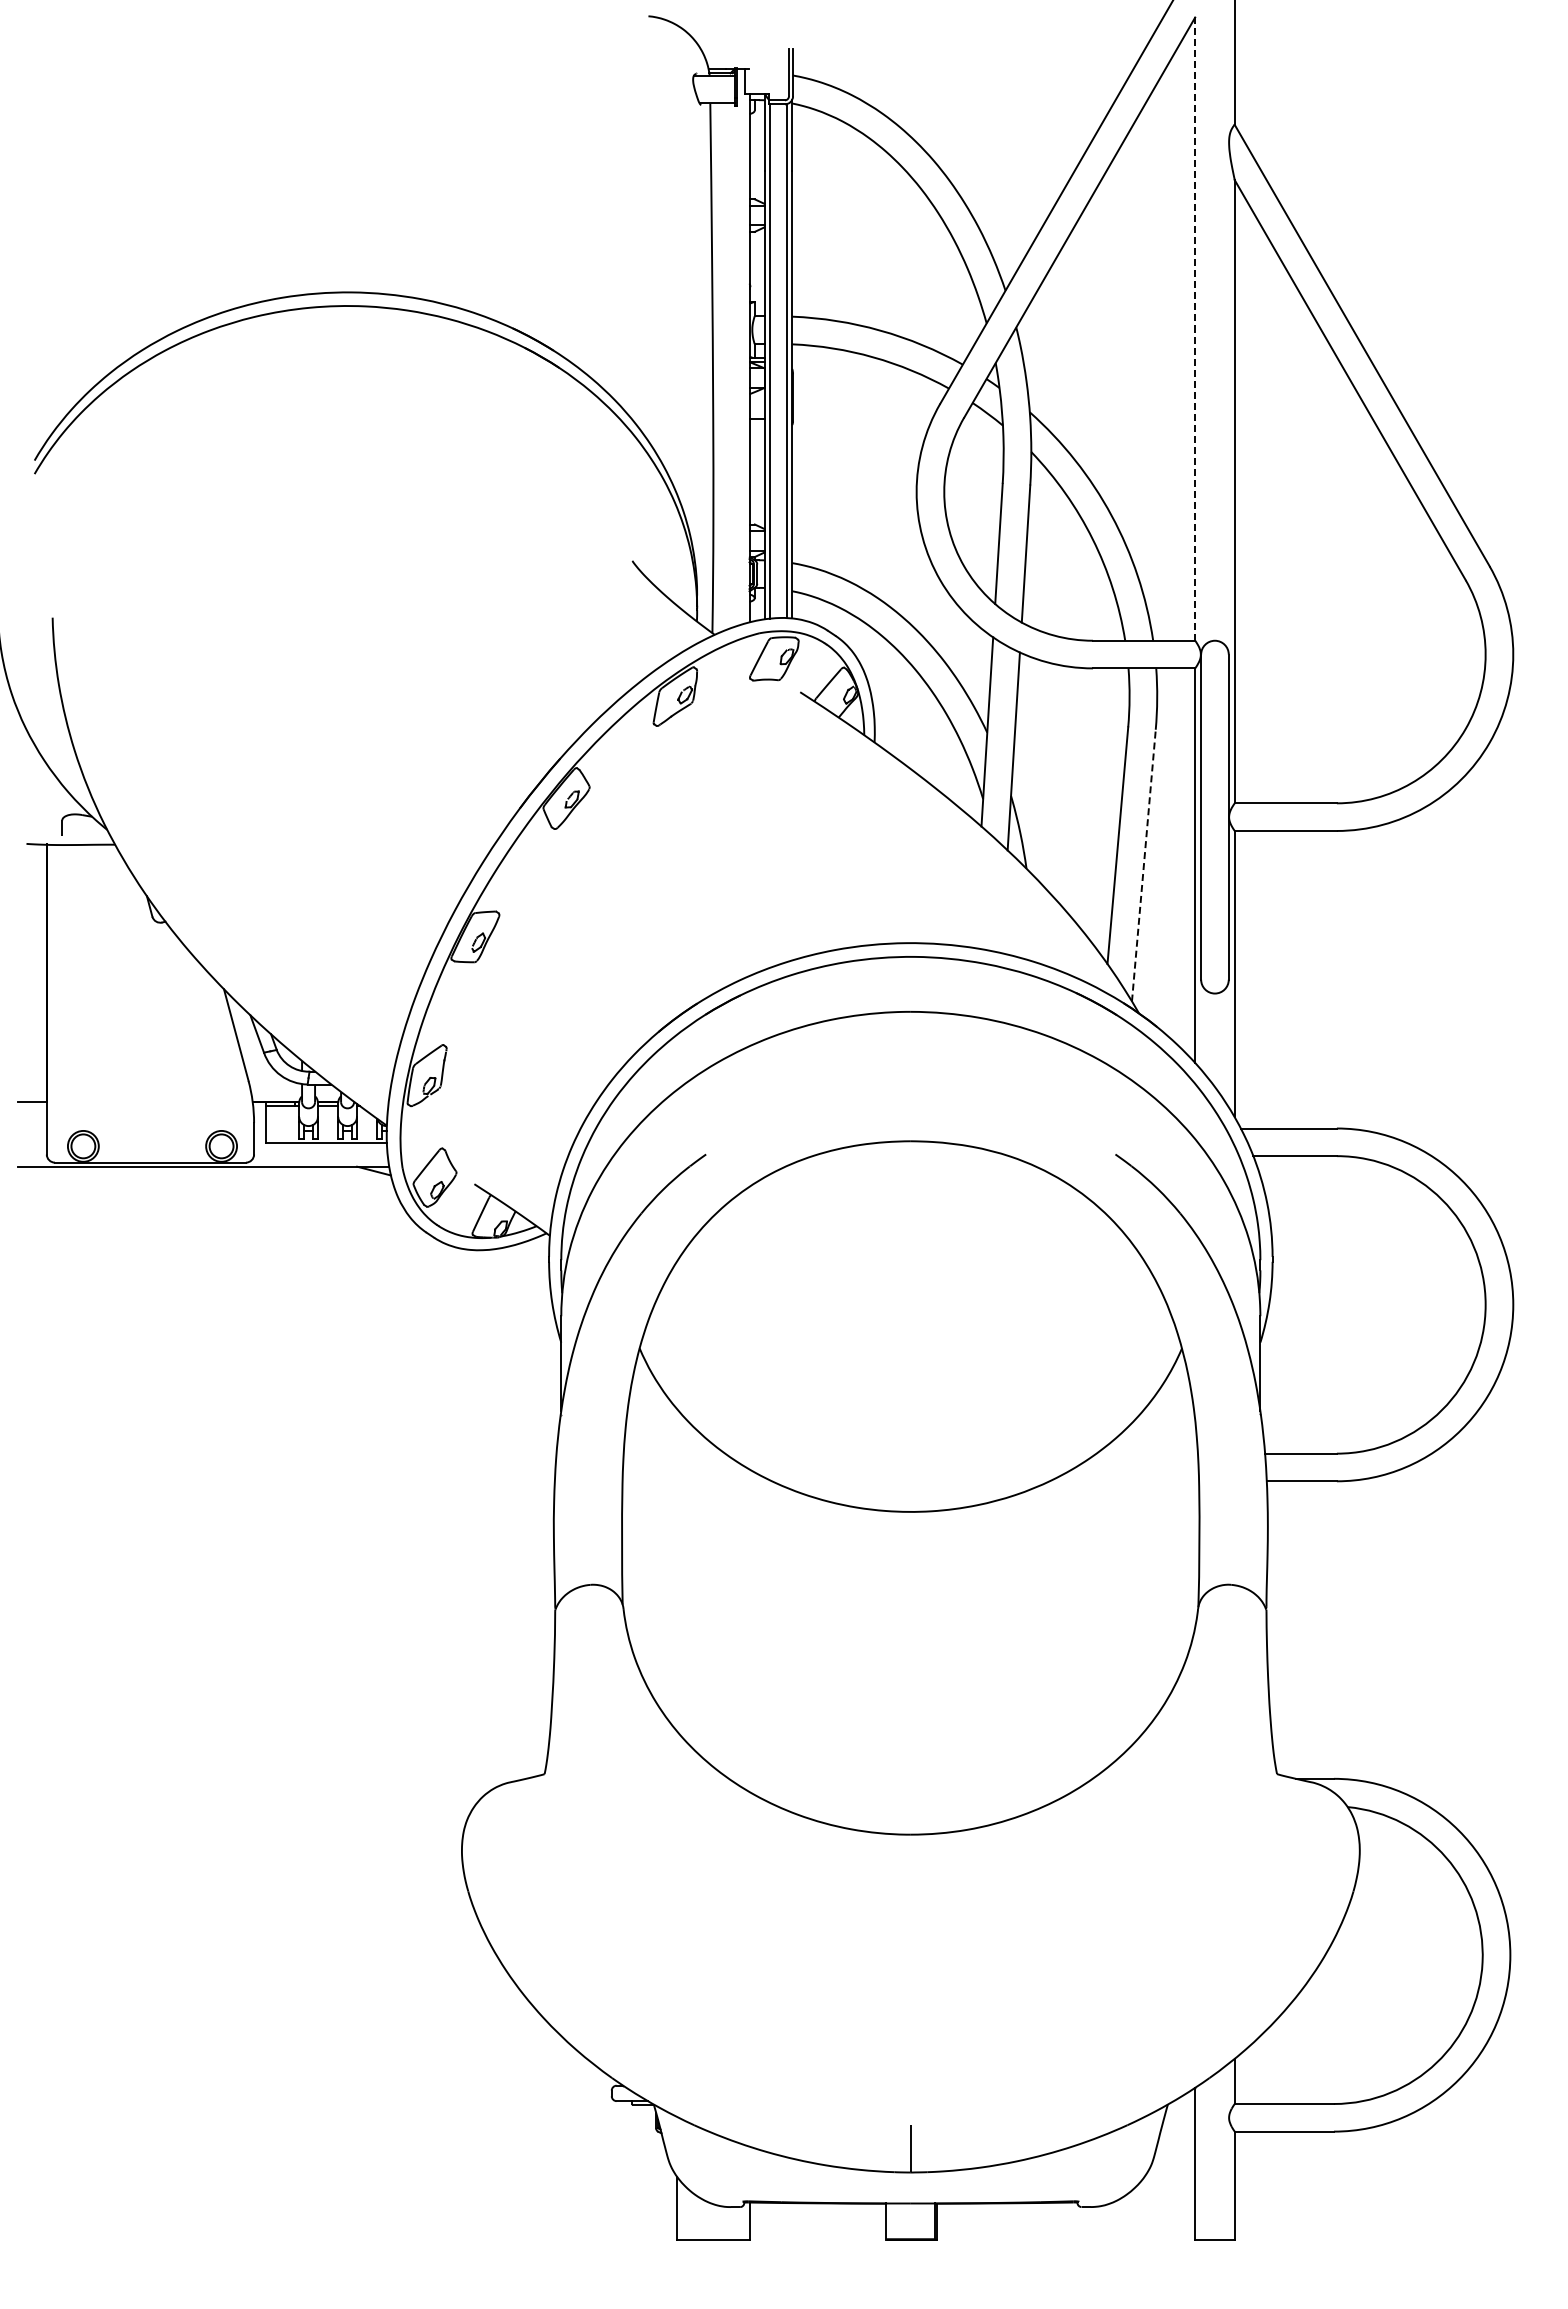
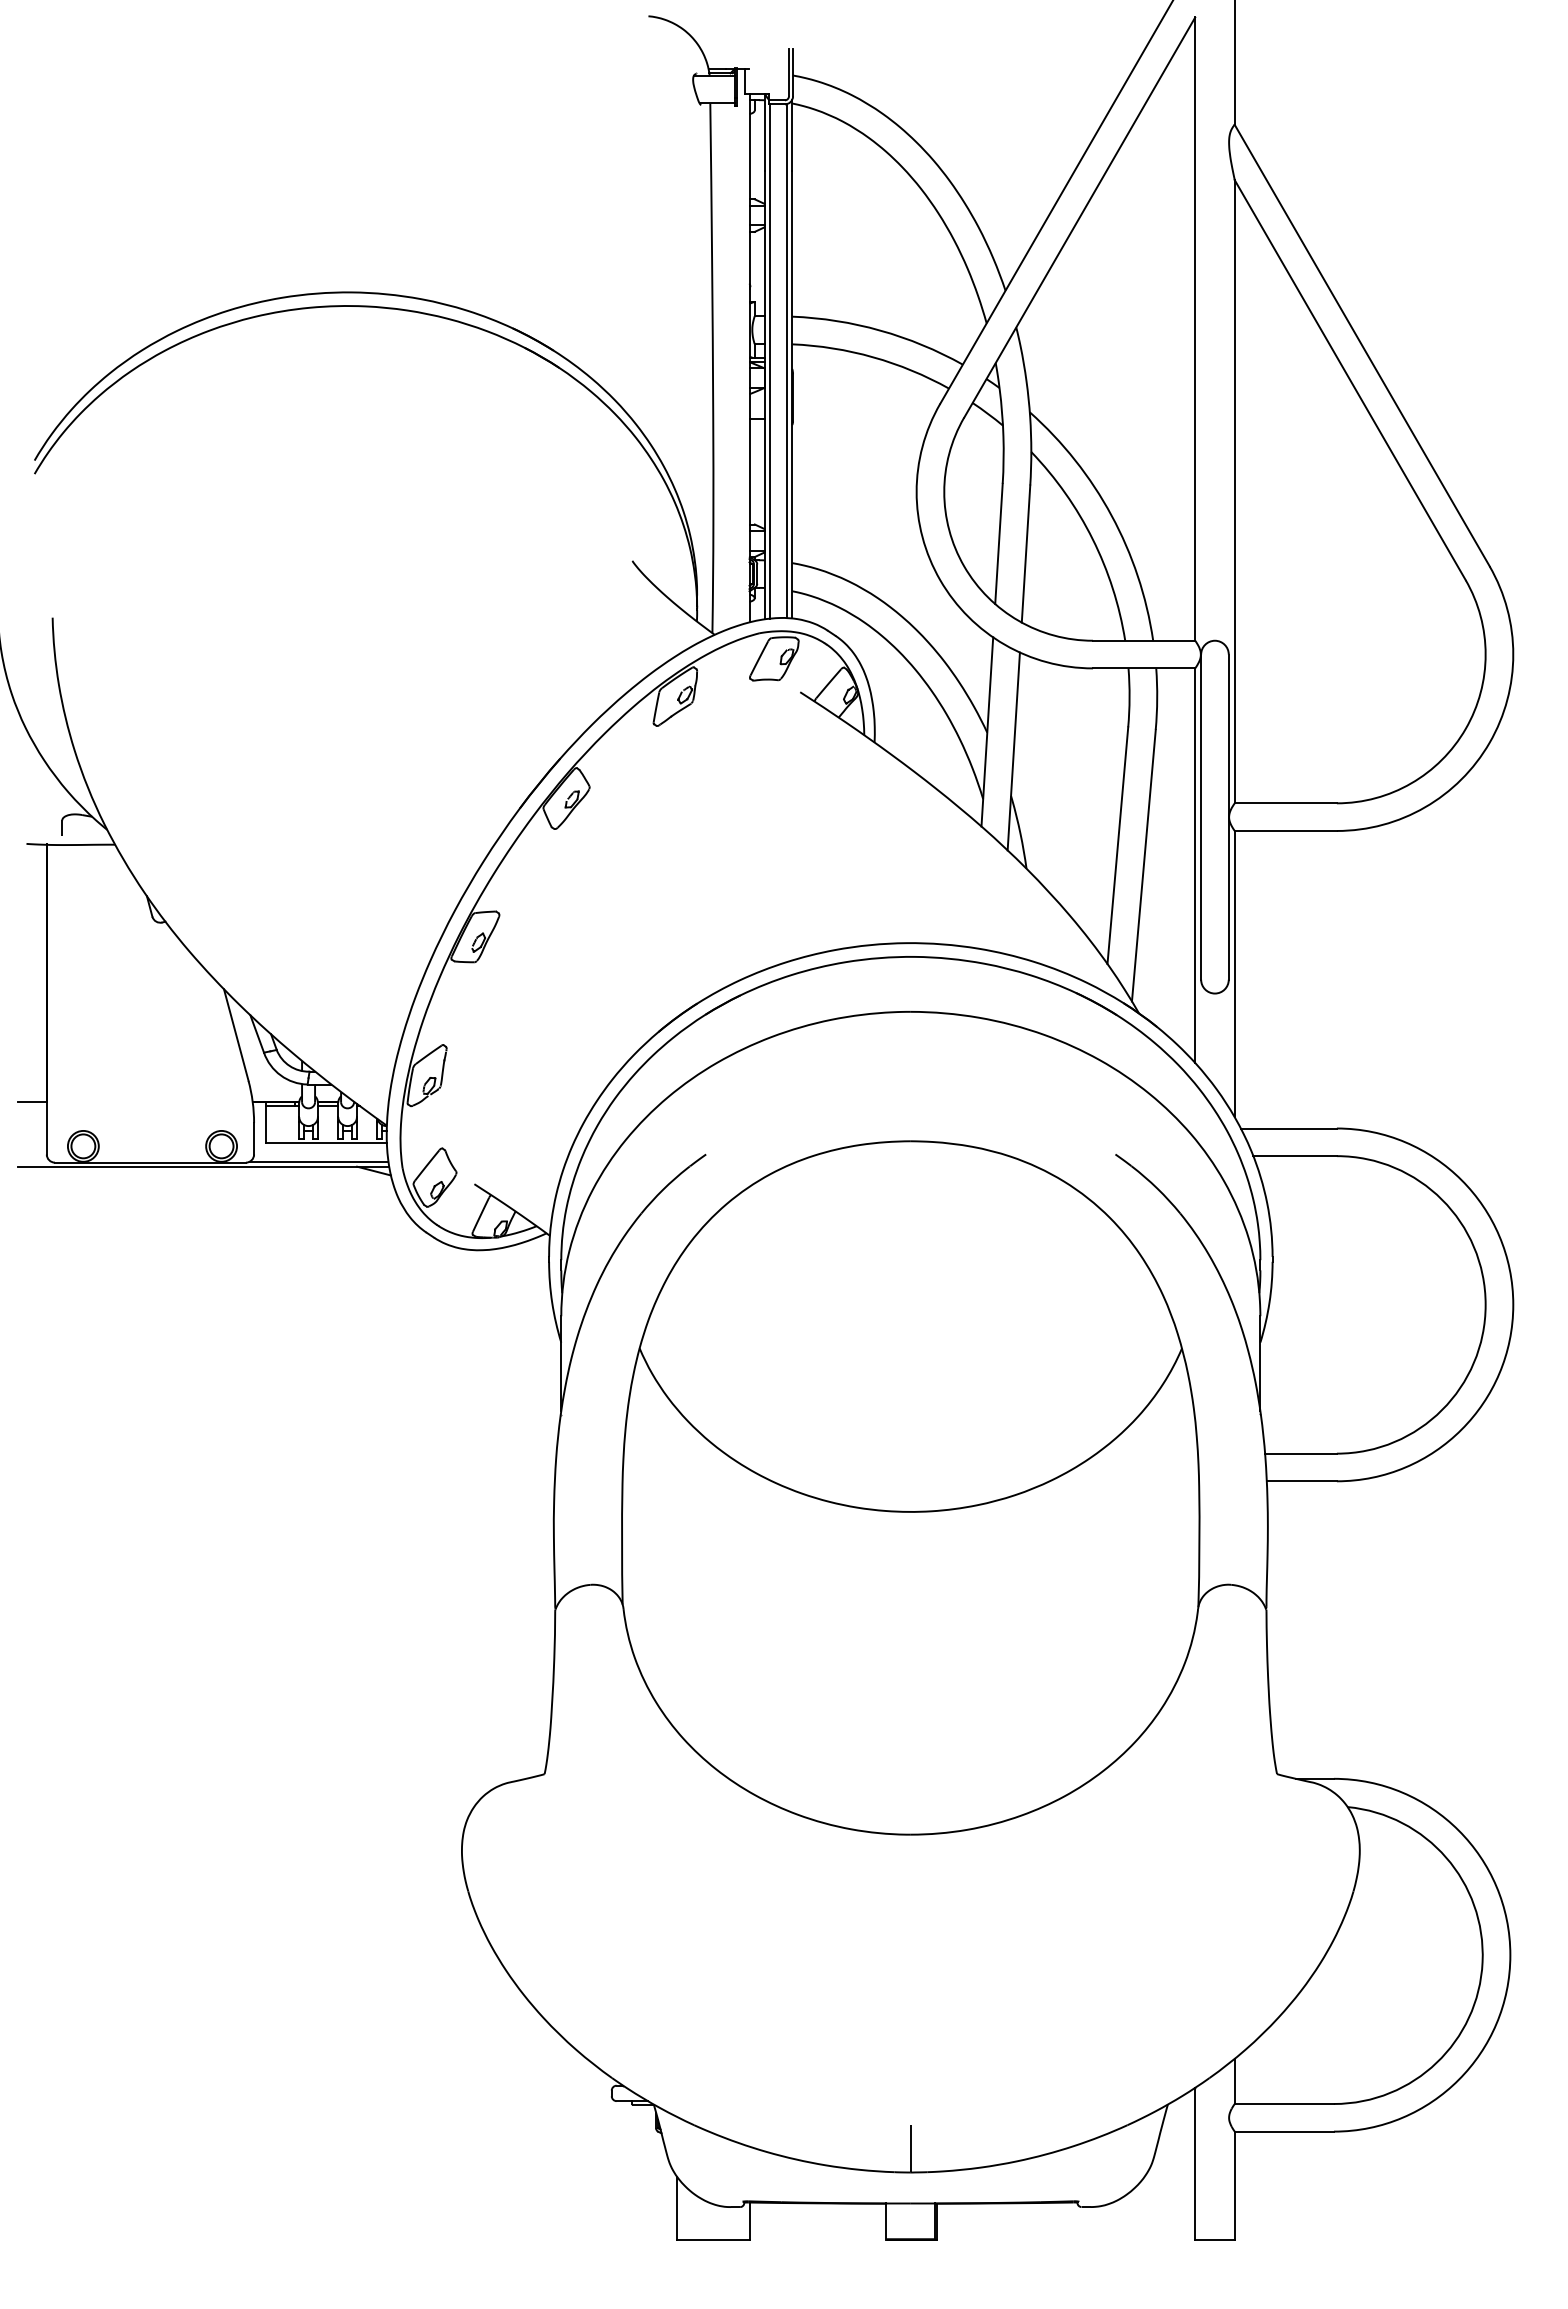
line: dashed -> solid (1195, 329)
line: dashed -> solid (1143, 865)
line: none -> present (318, 1161)
